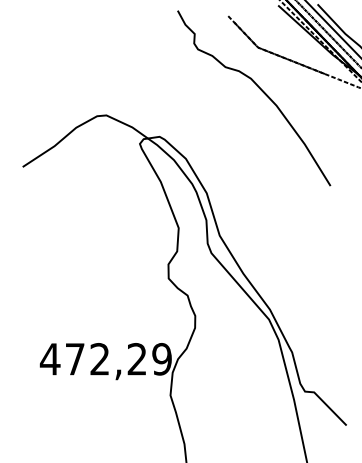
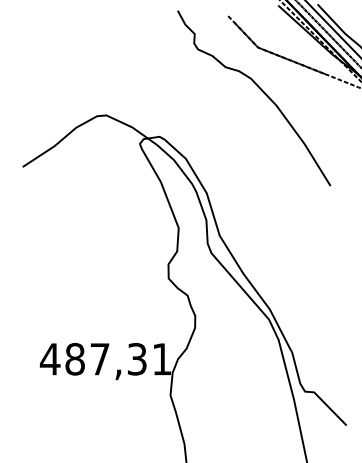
text: 472,29 -> 487,31 (118, 359)
